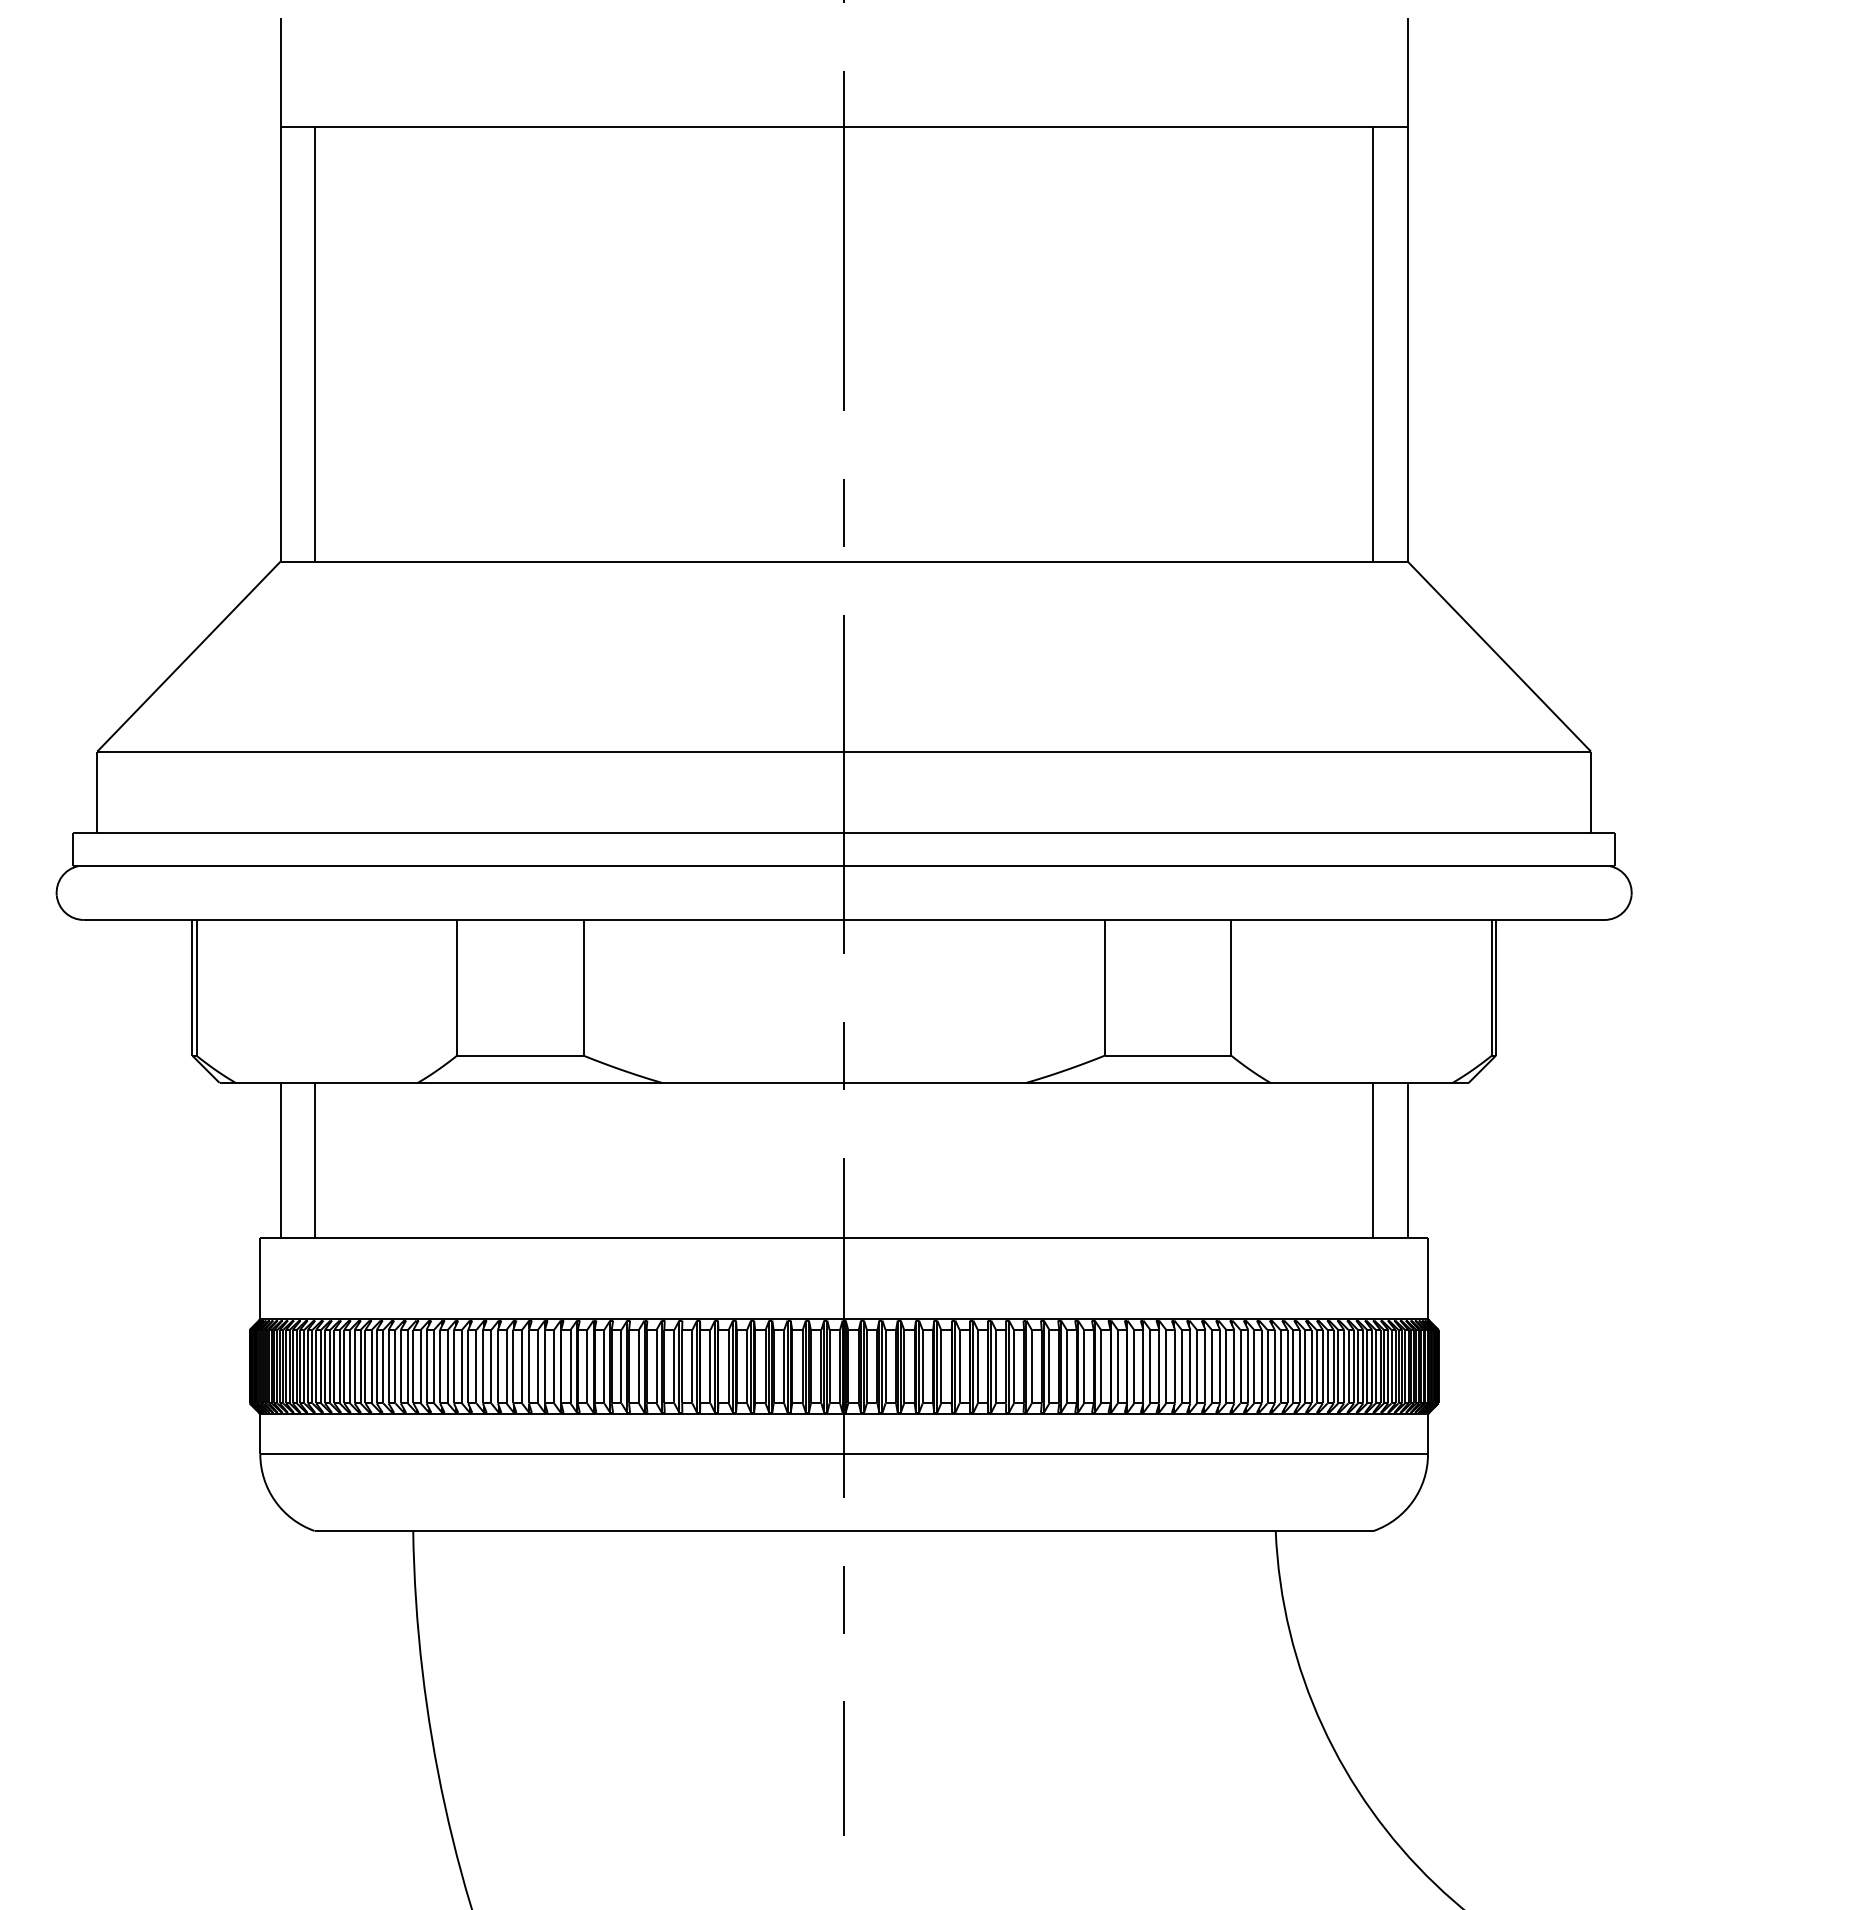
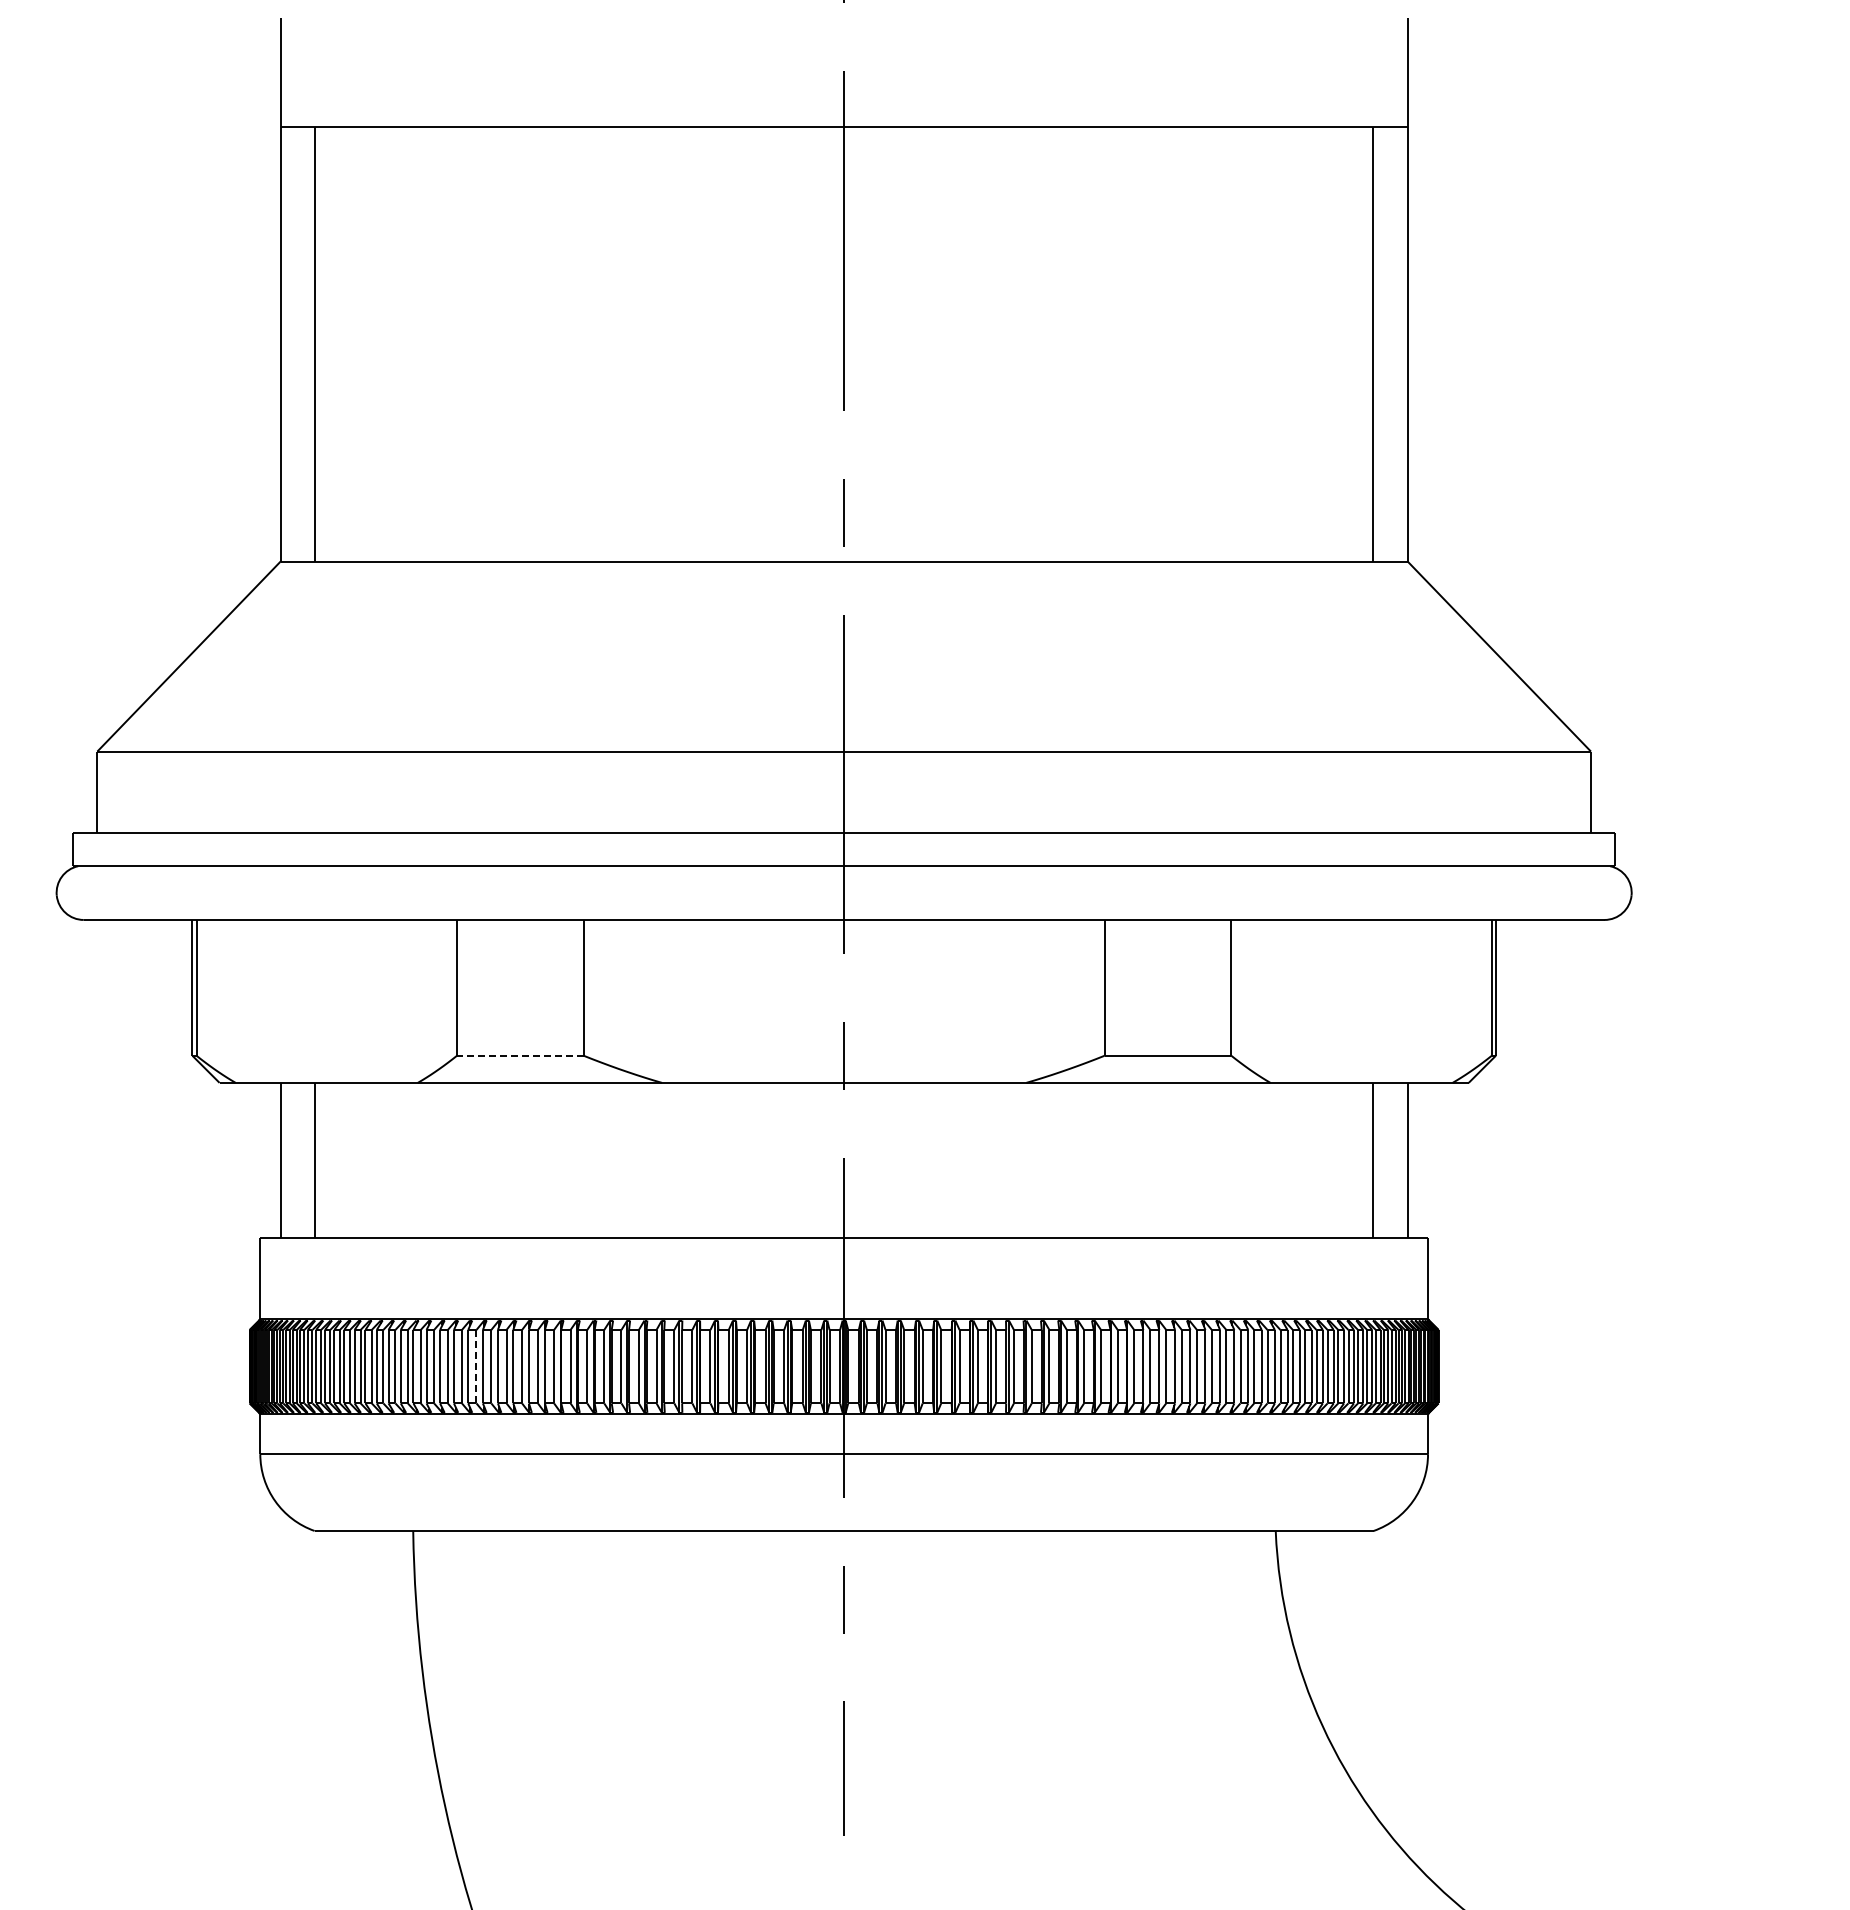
line: solid -> dashed (519, 1055)
line: solid -> dashed (476, 1366)
